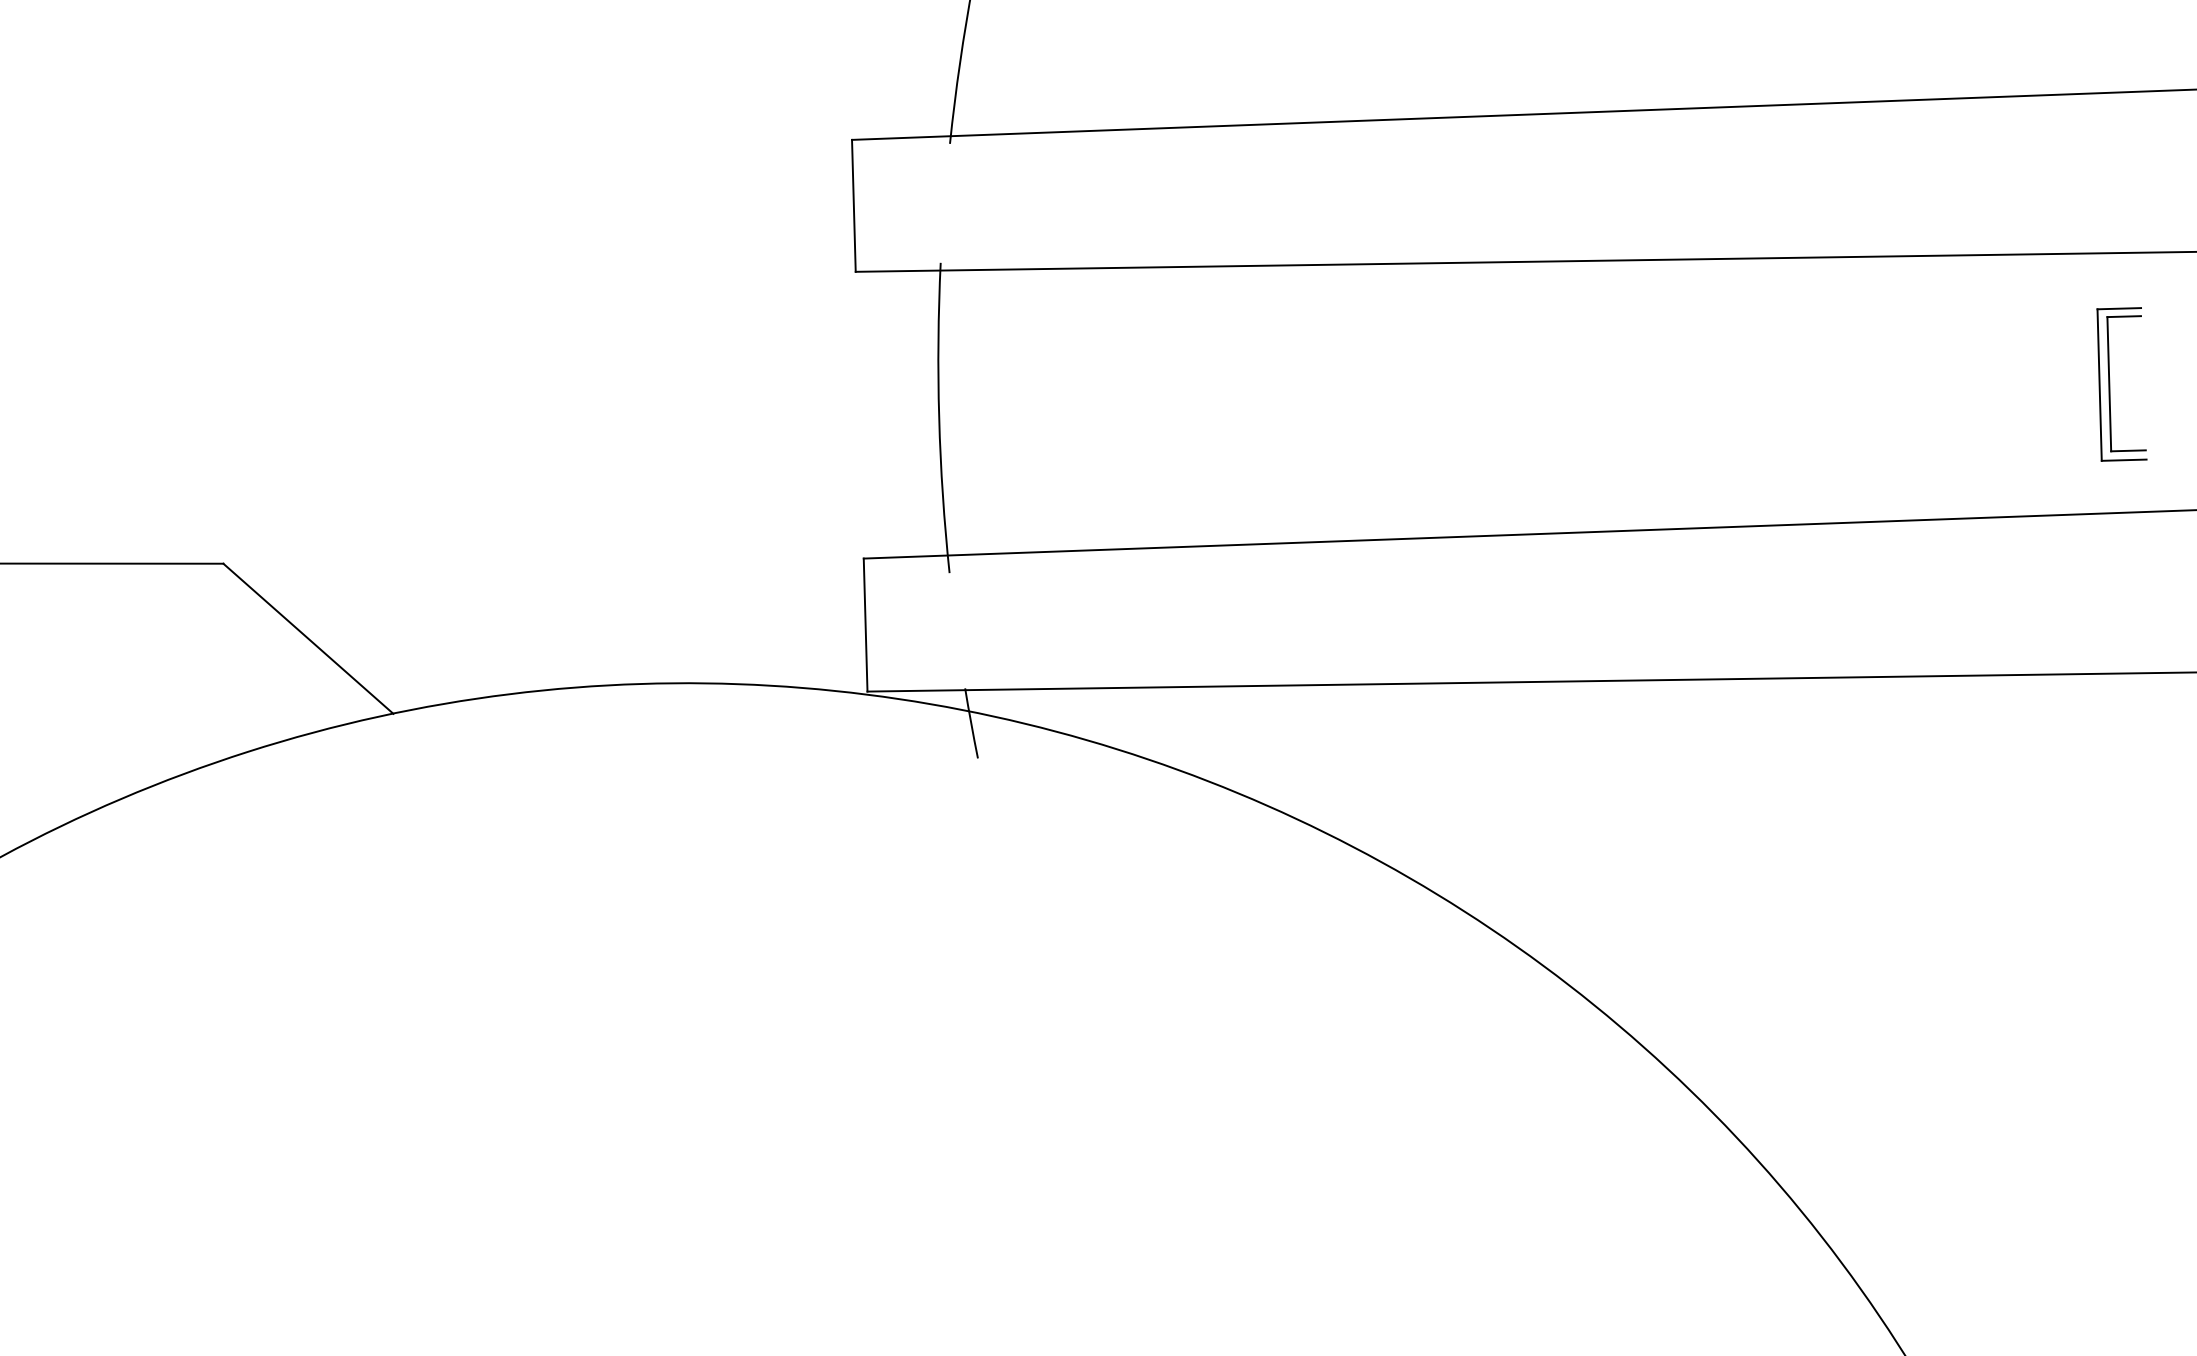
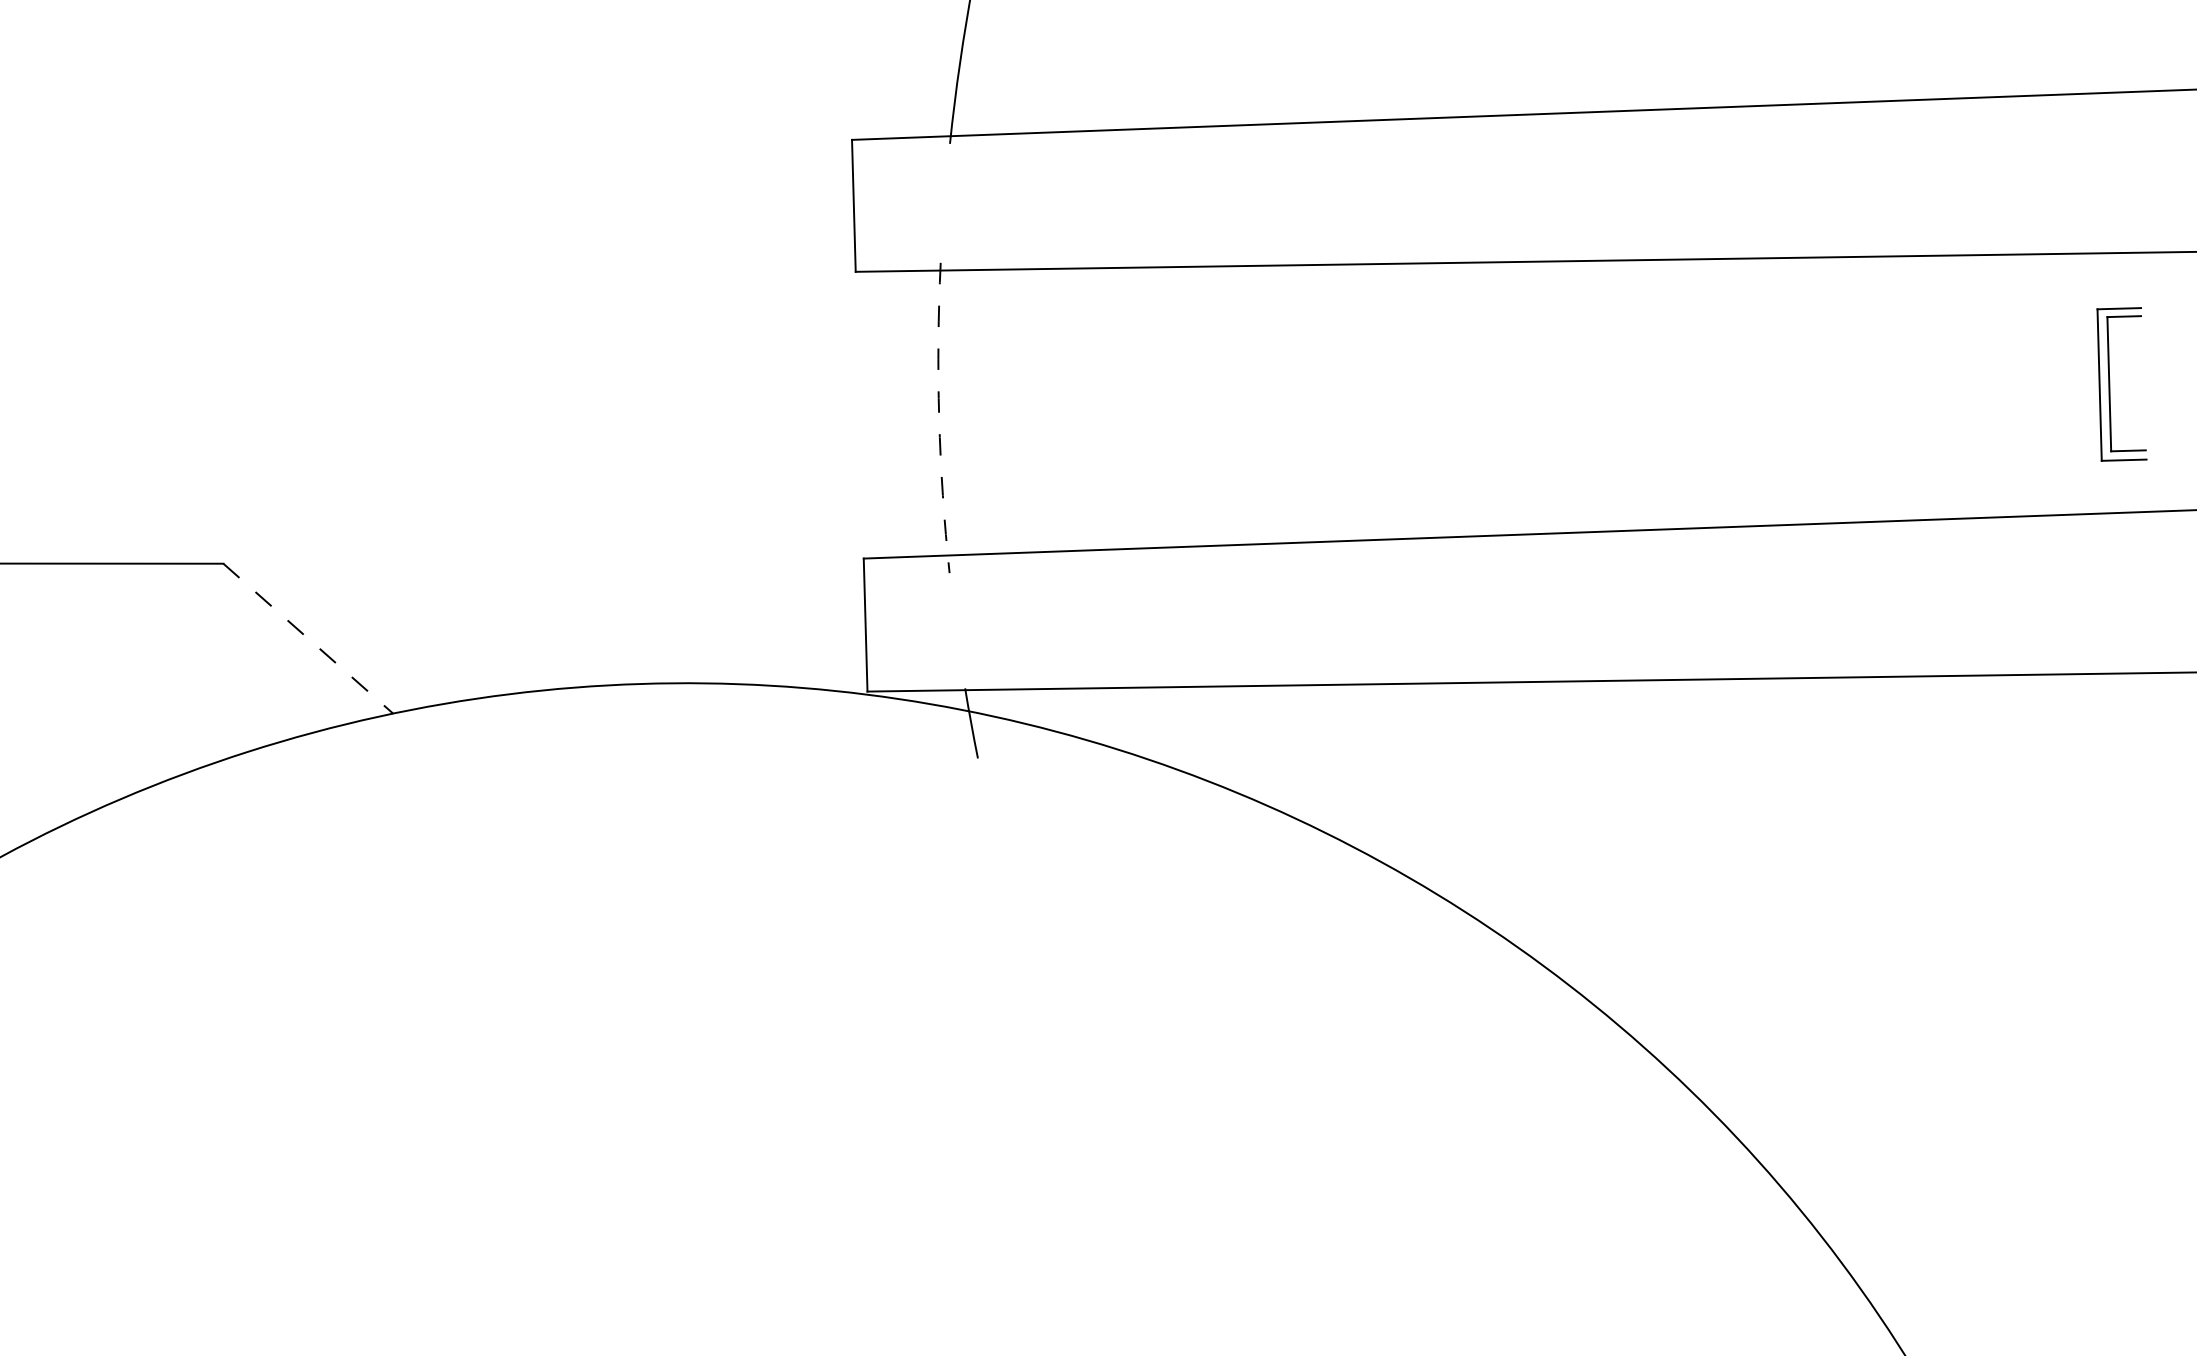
arc: solid -> dashed (939, 418)
line: solid -> dashed (308, 639)
